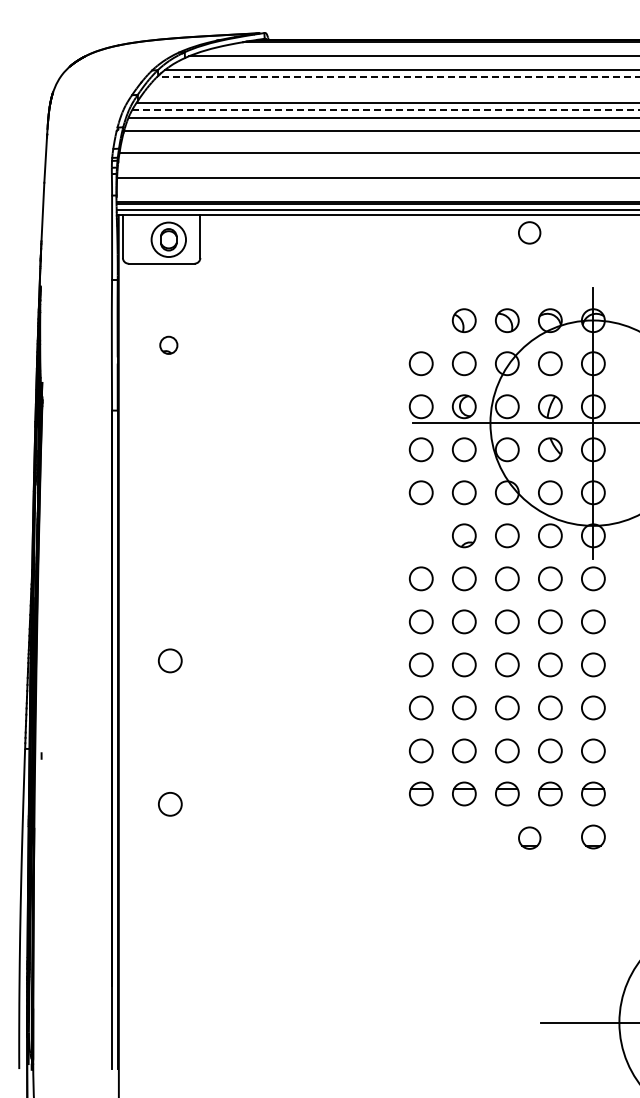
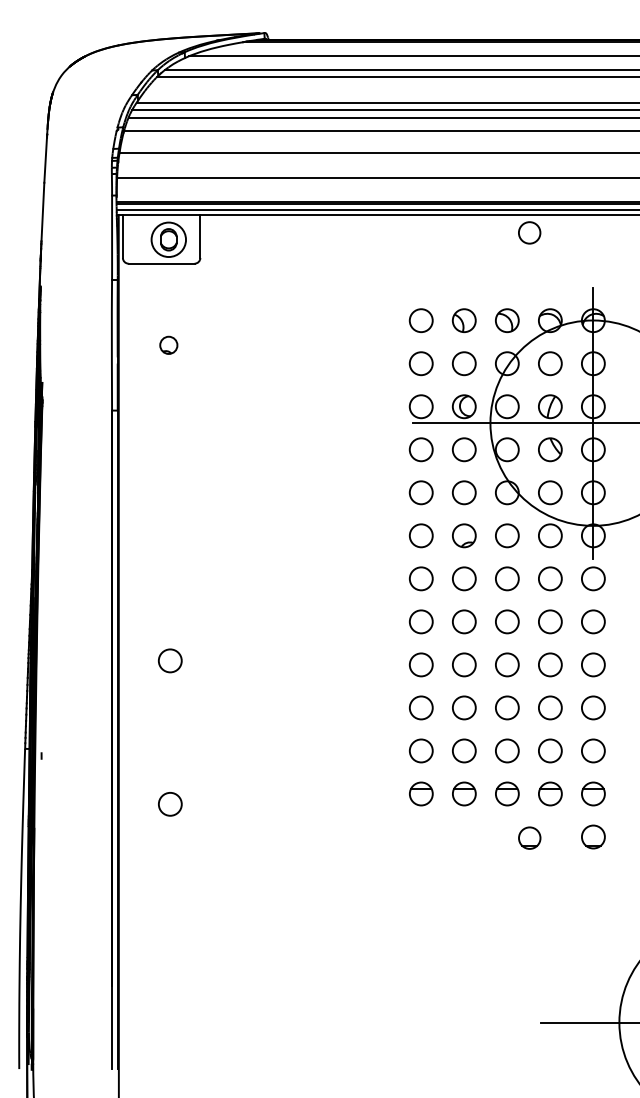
line: dashed -> solid (398, 76)
line: dashed -> solid (385, 109)
circle: none -> present (420, 320)
circle: none -> present (420, 535)
